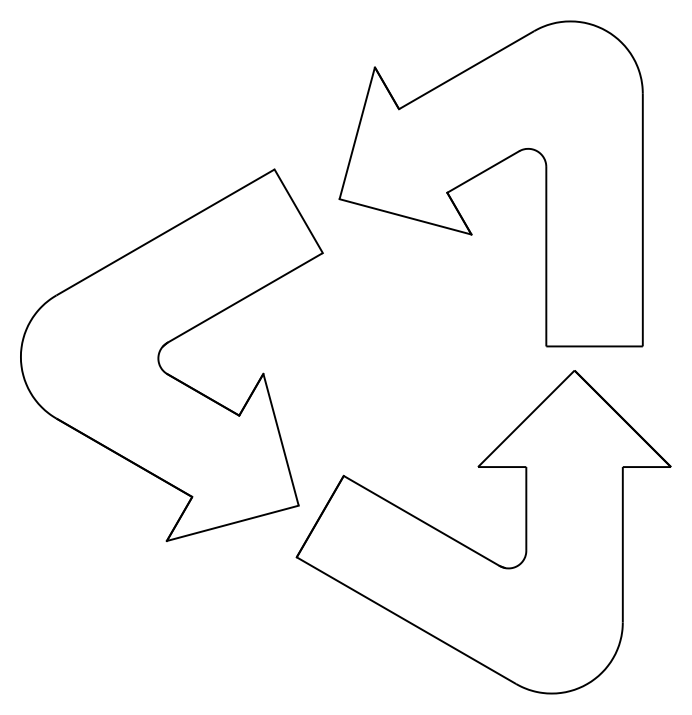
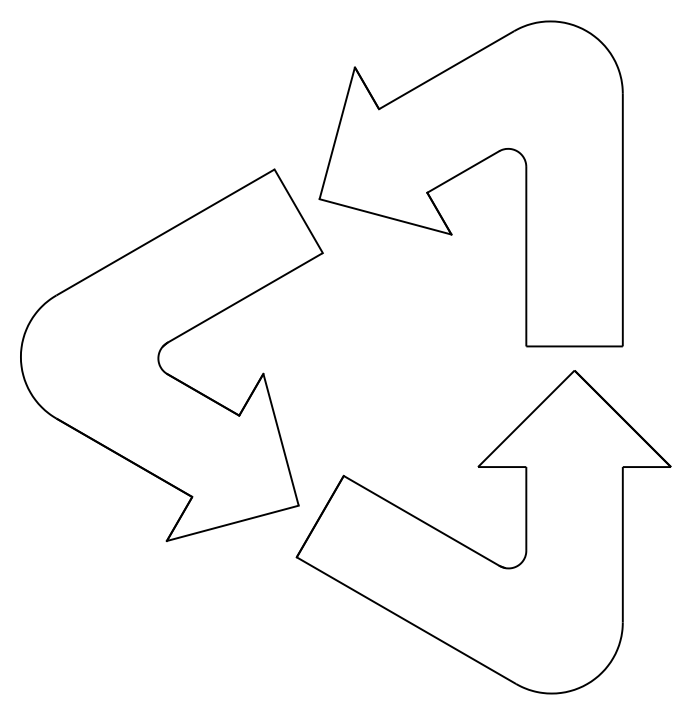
part position: (484, 172) -> (464, 172) (464, 172)
